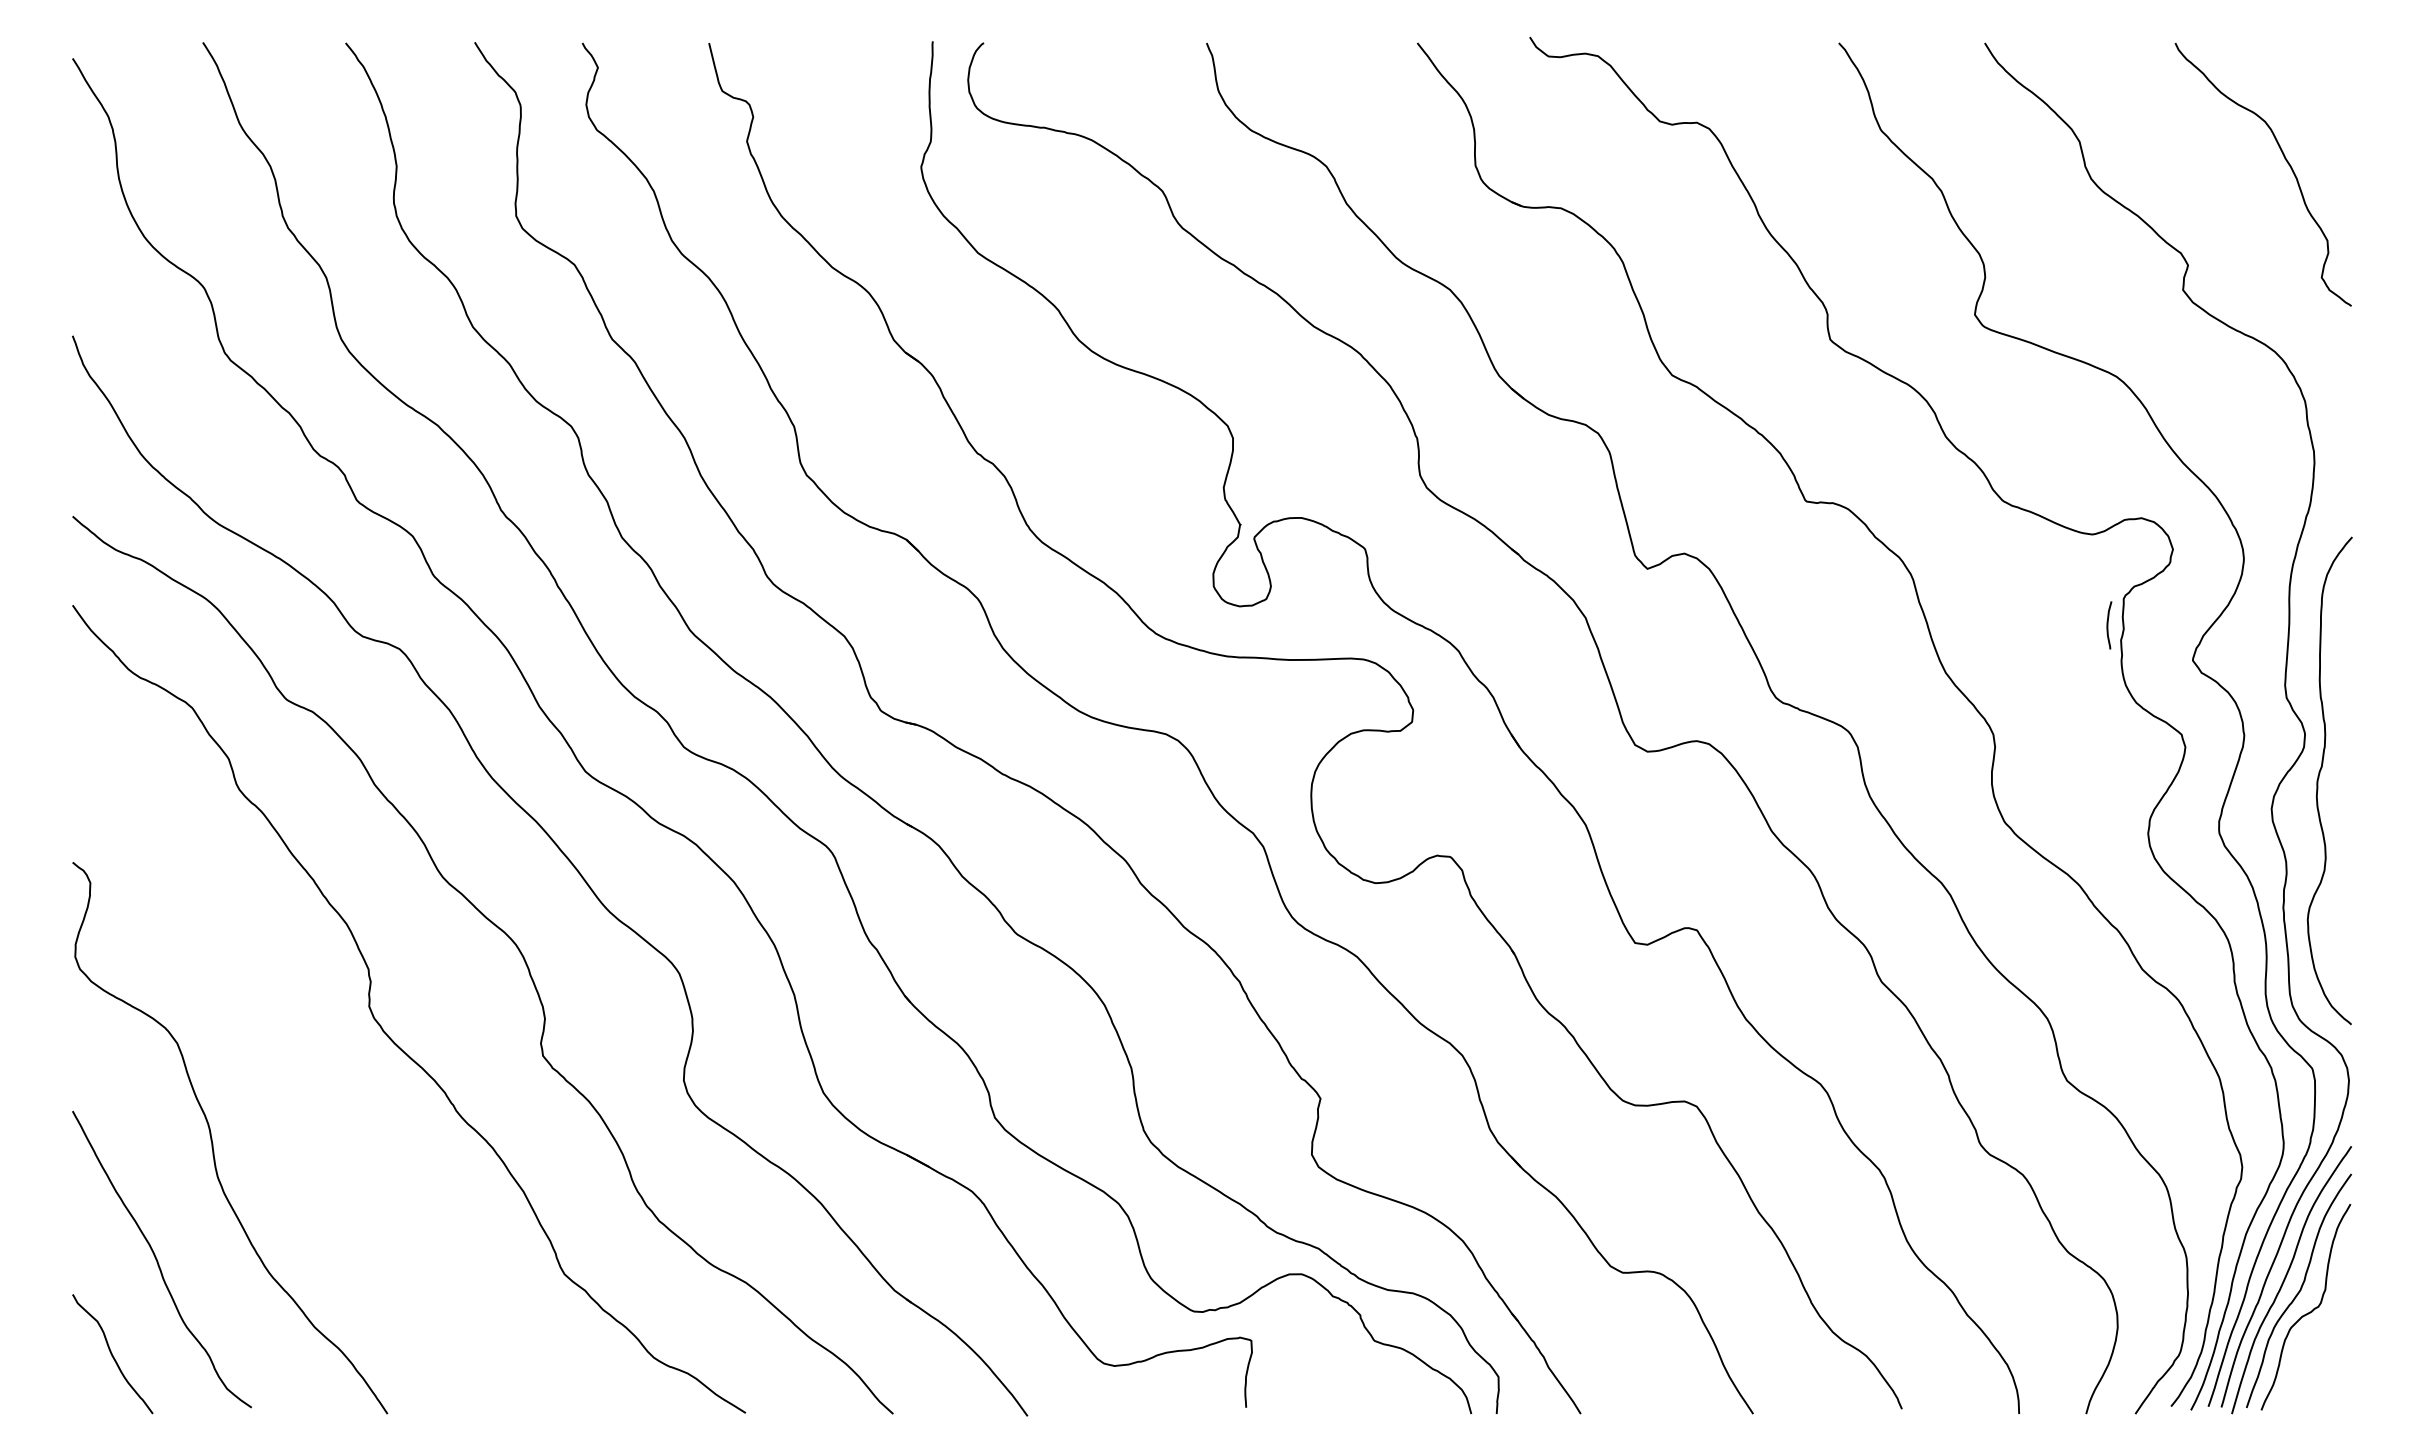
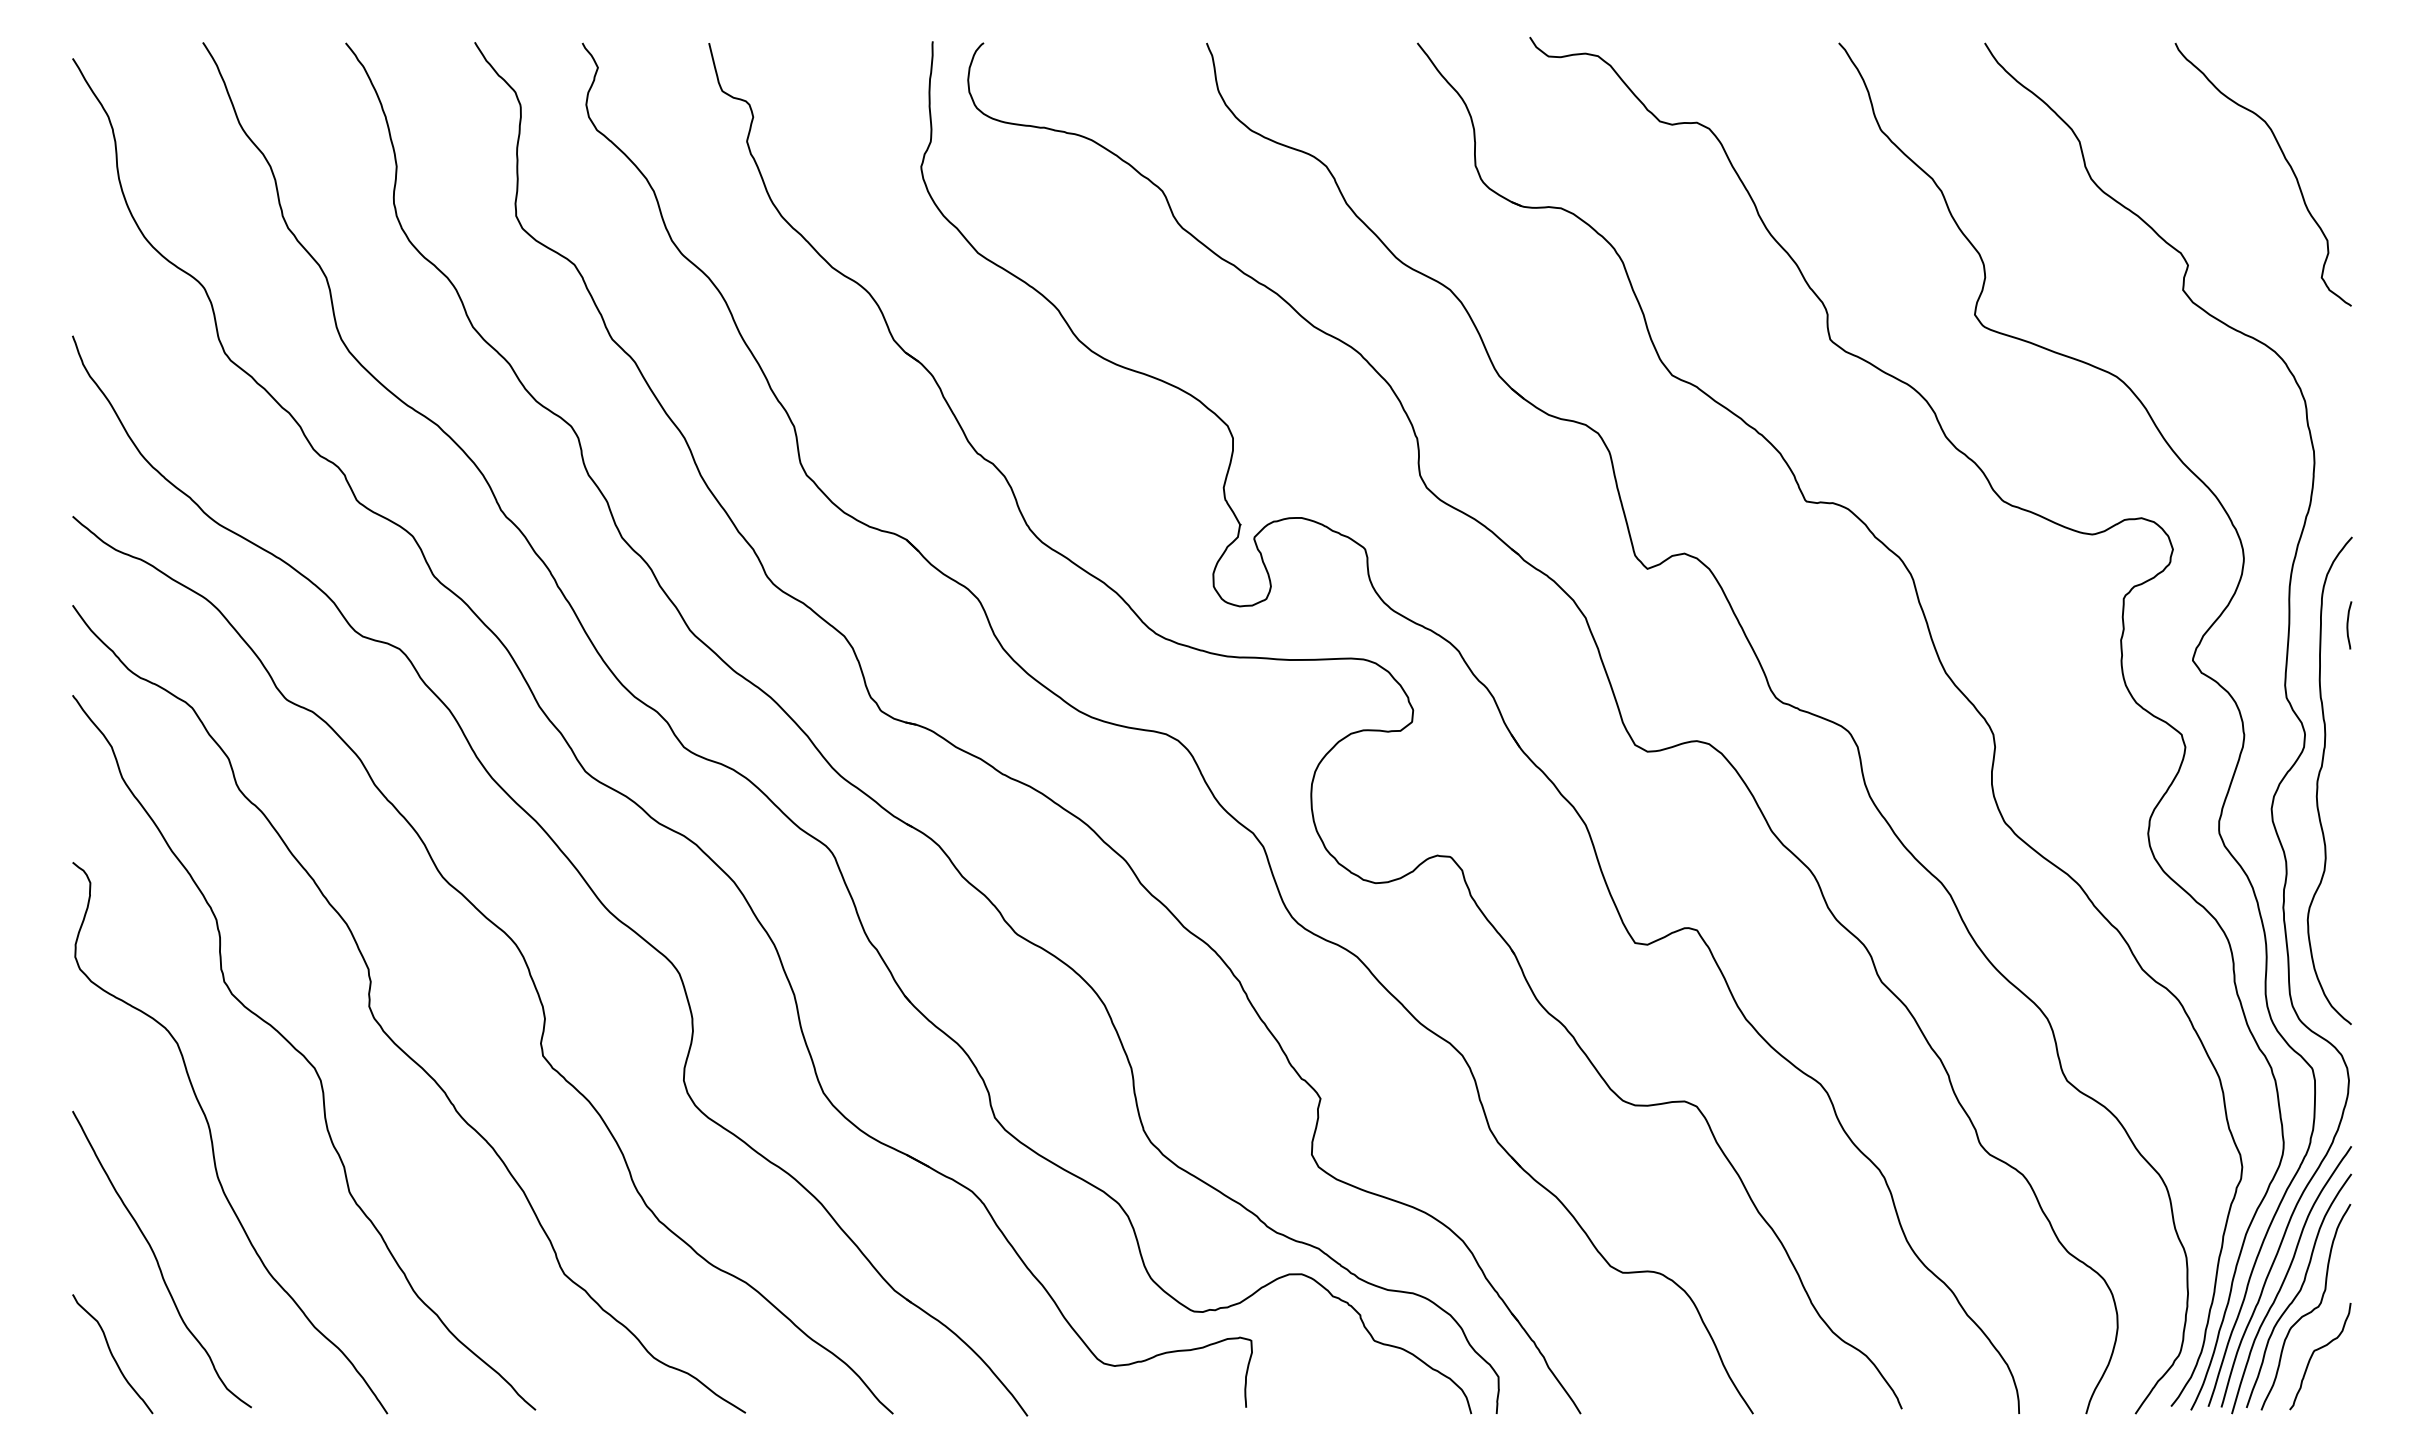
curve position: (2108, 625) -> (2348, 625) (2348, 625)
curve: none -> present (302, 1053)
curve: none -> present (2318, 1350)
